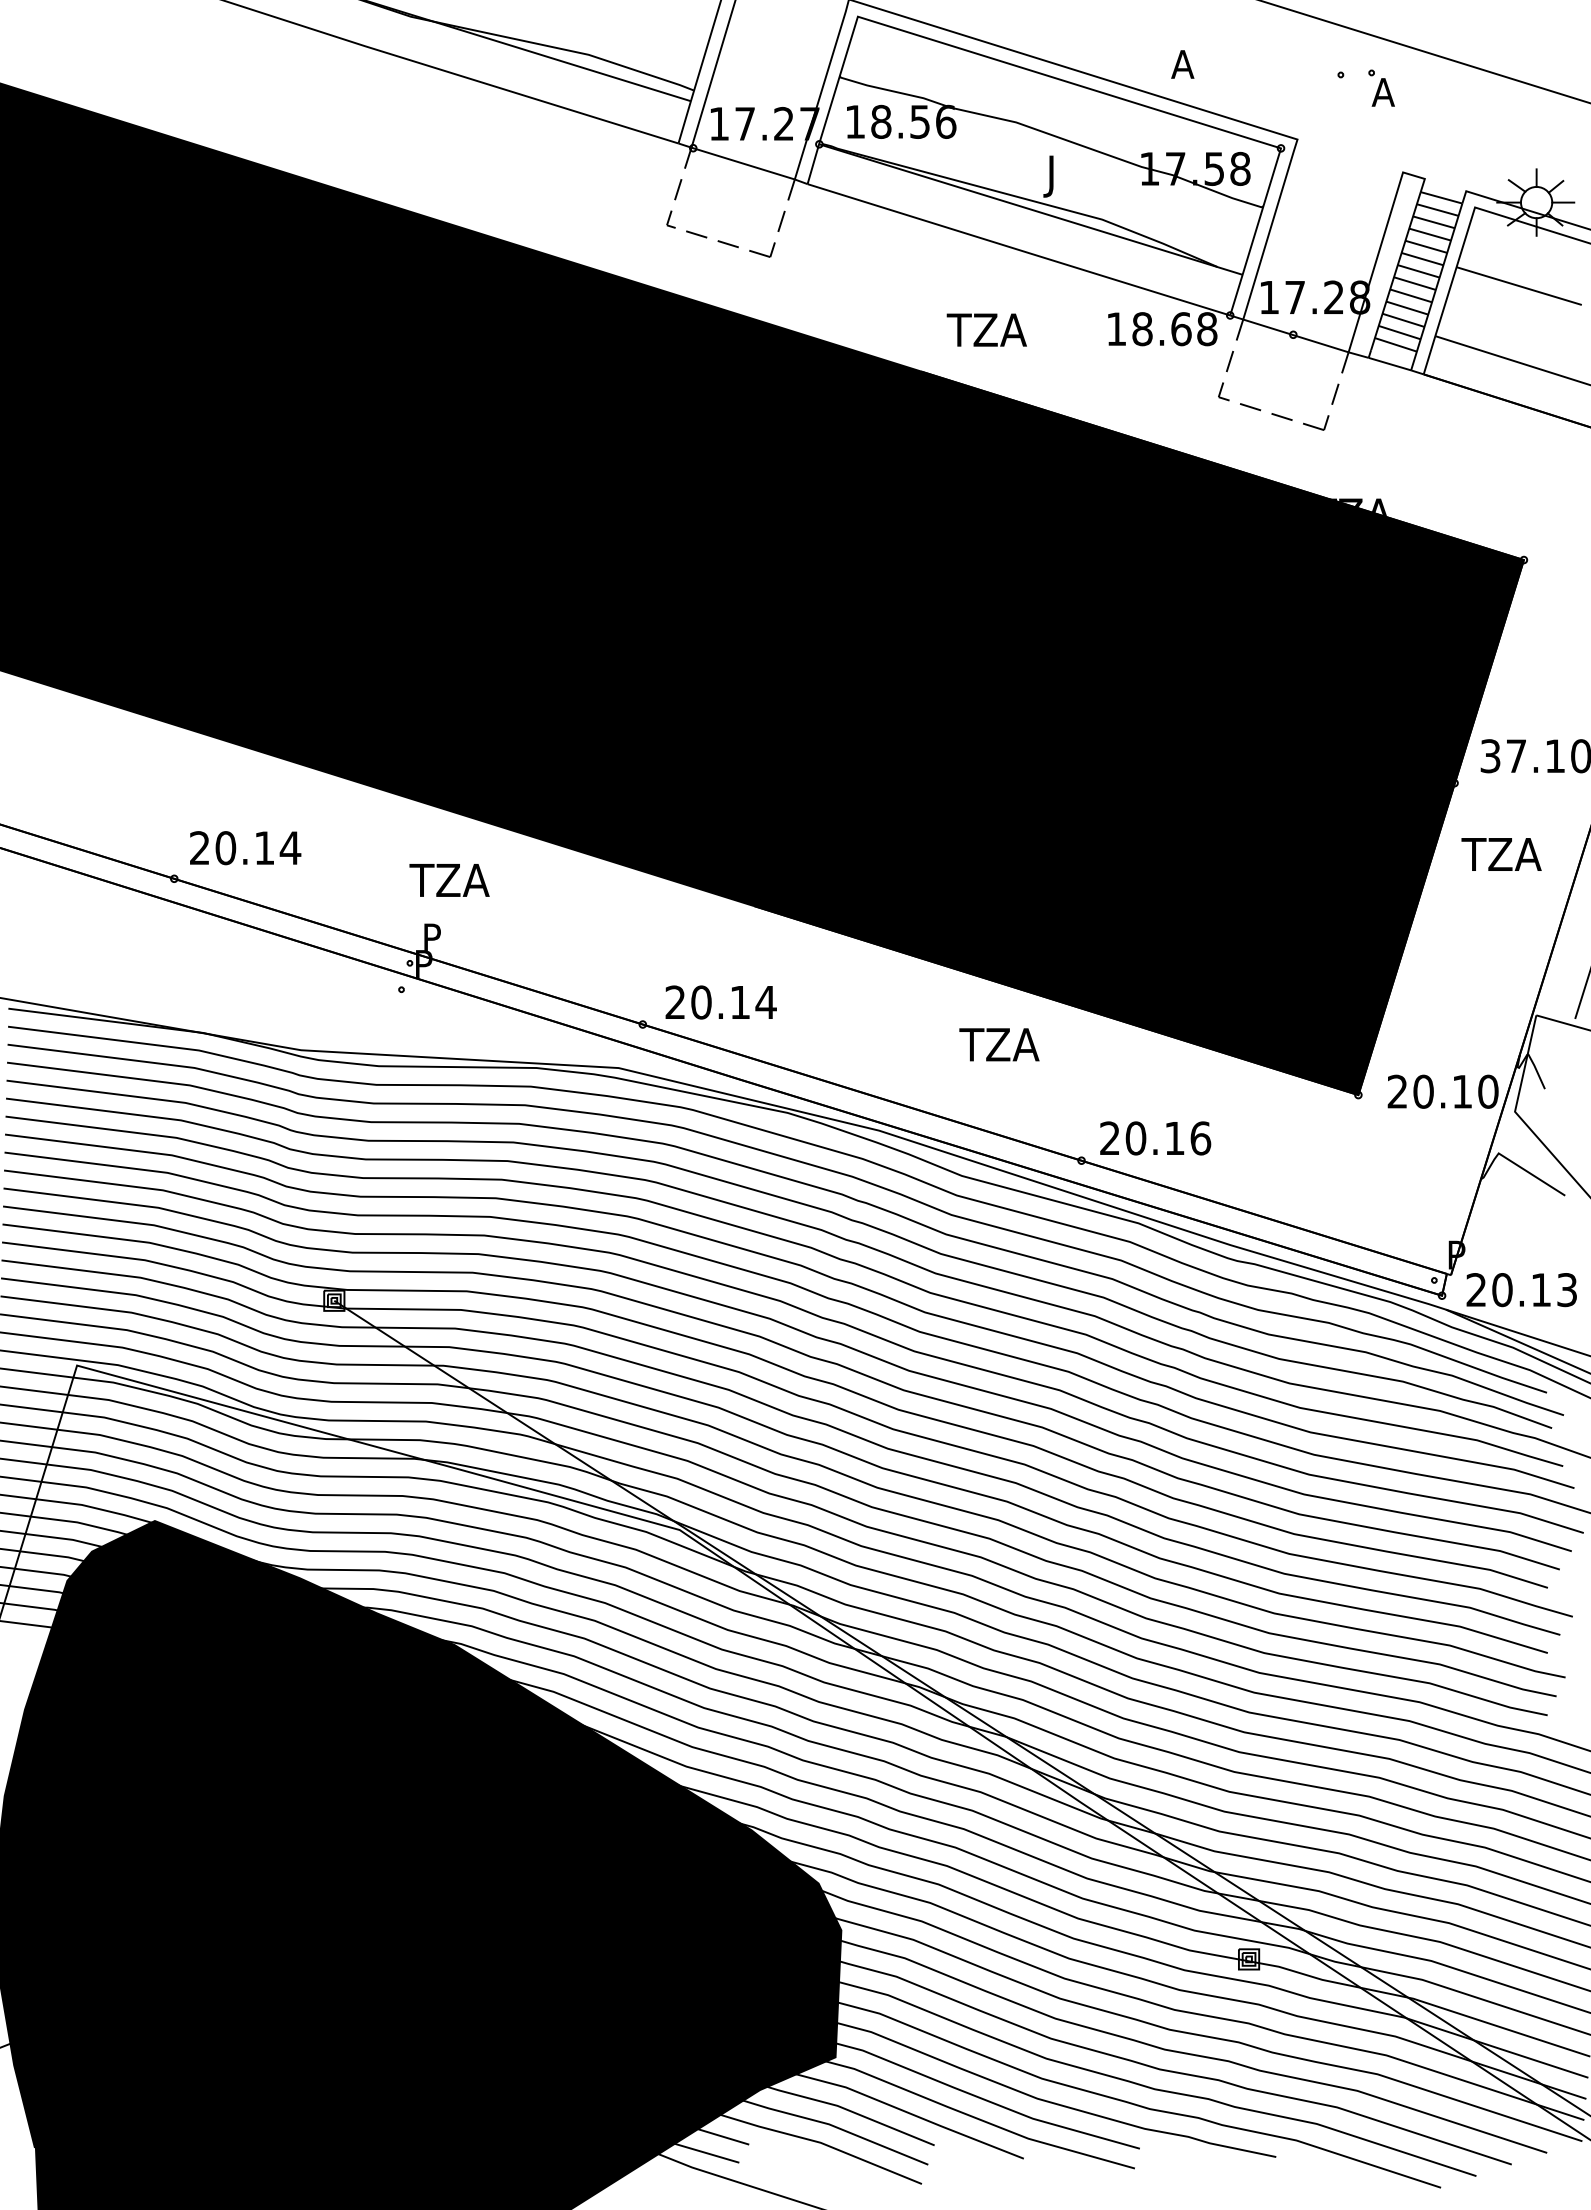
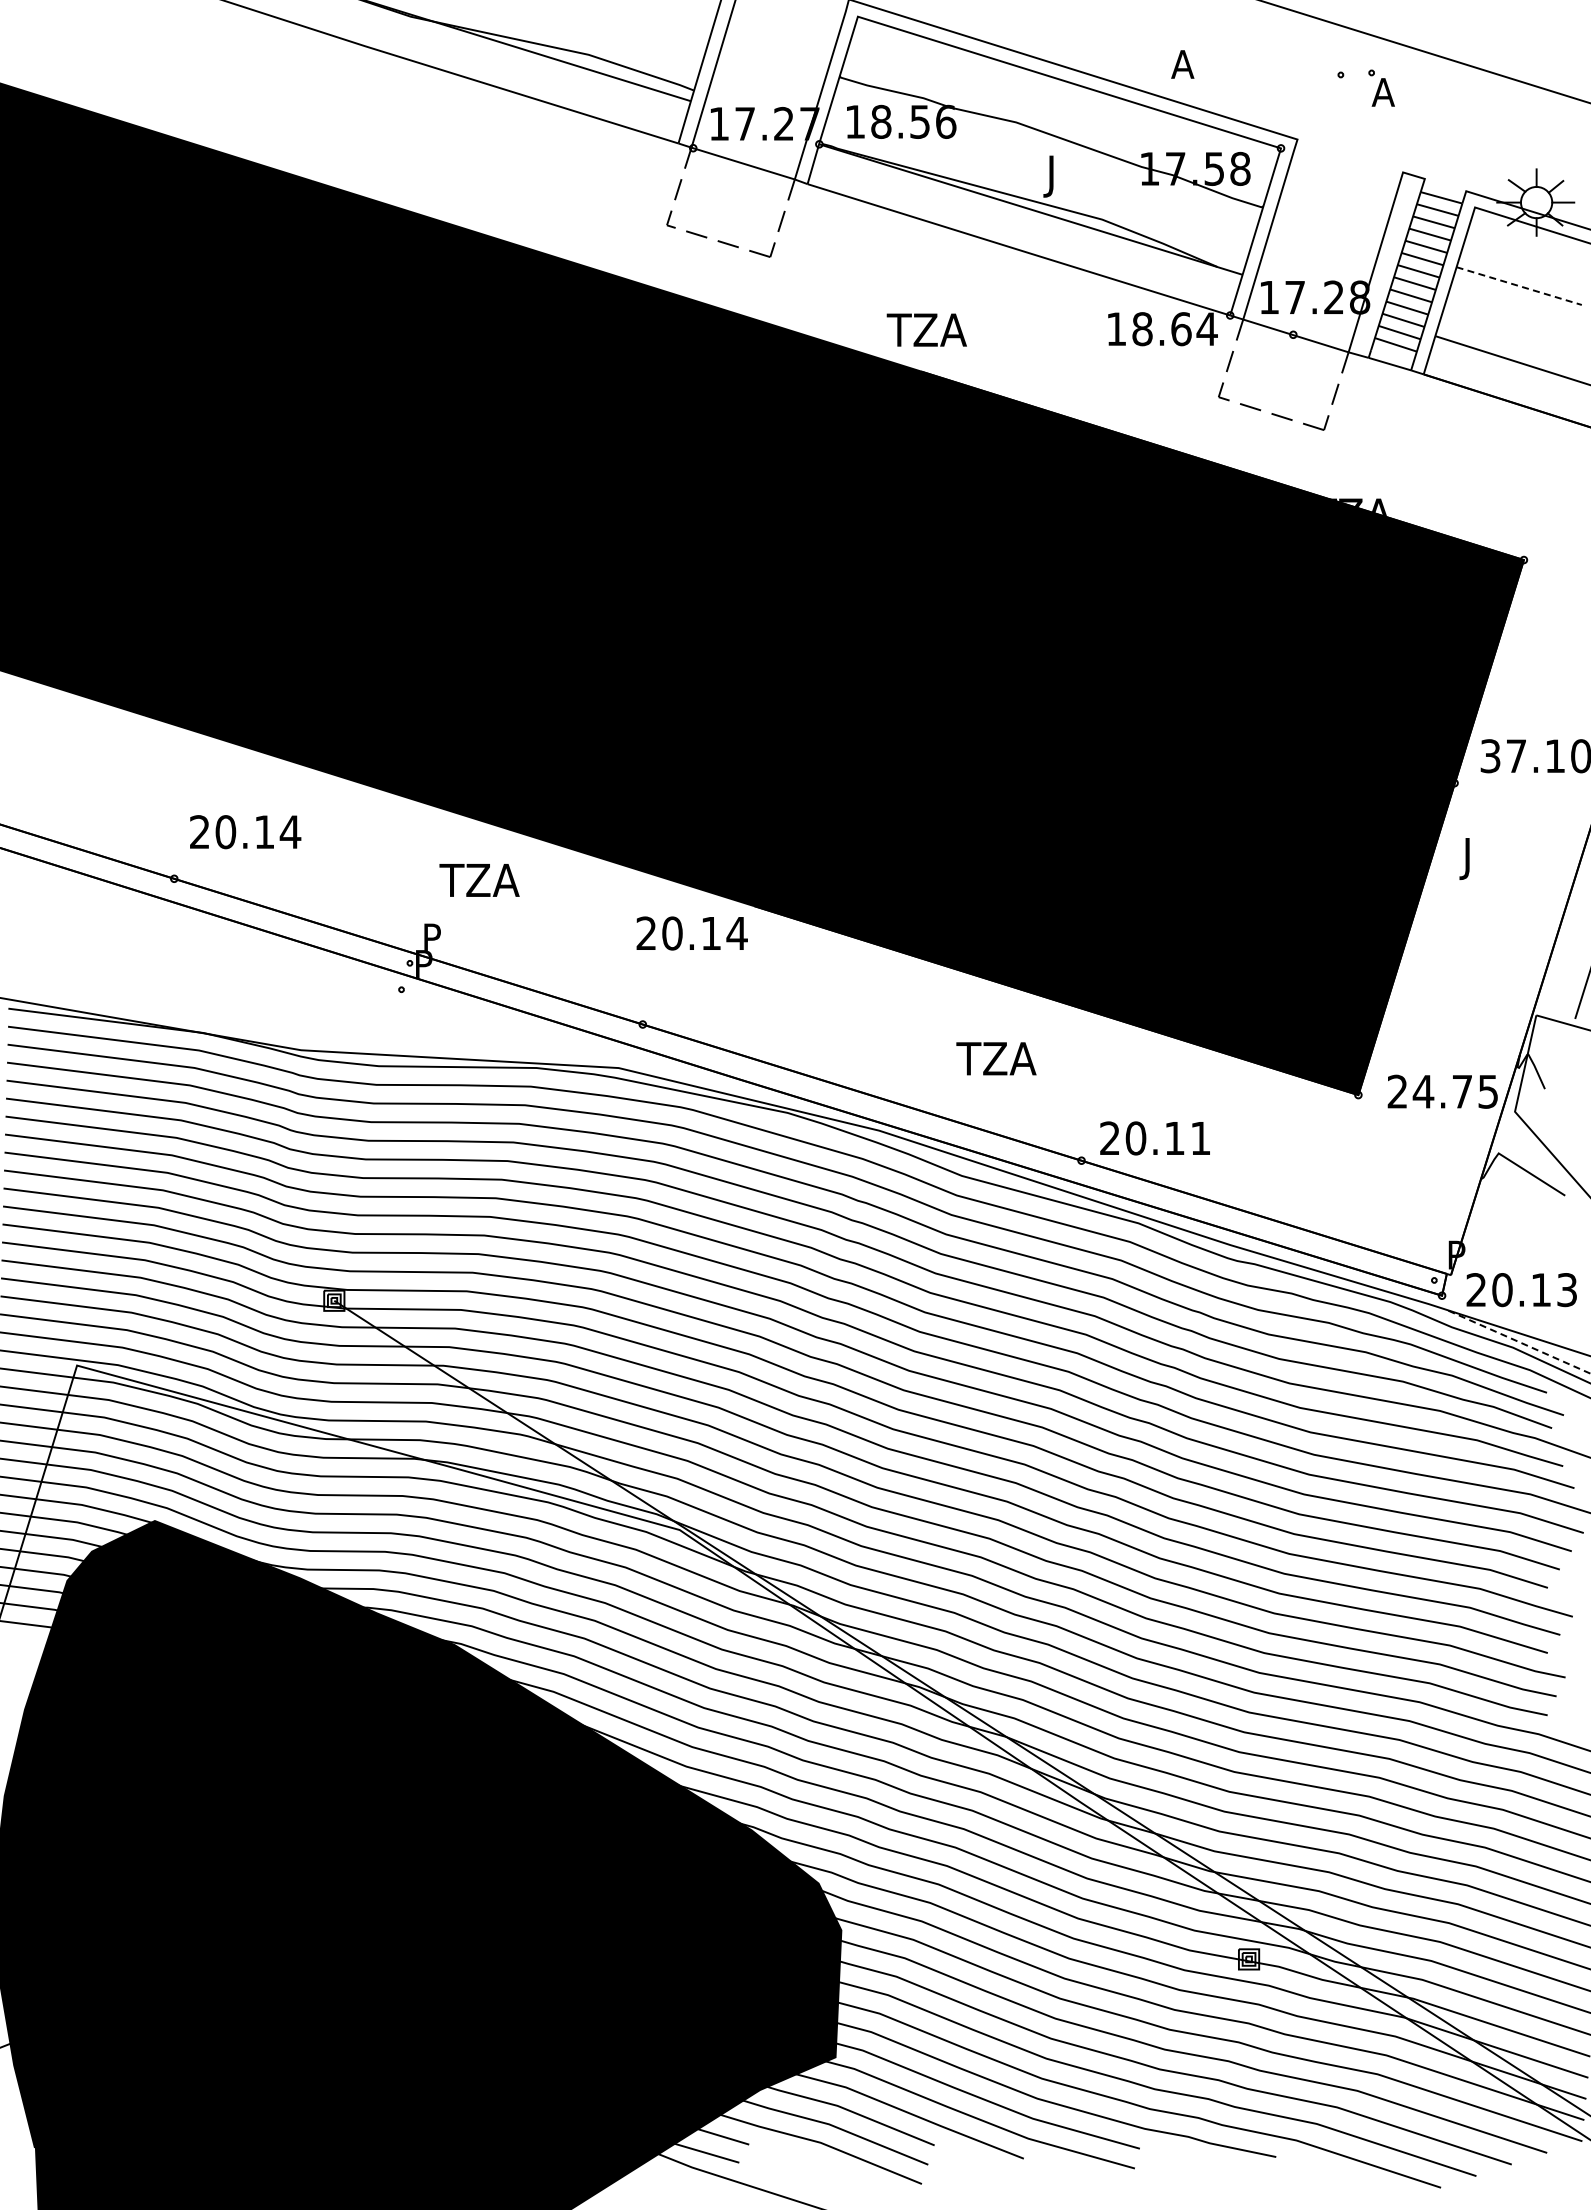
line: solid -> dashed (1519, 286)
text position: (986, 329) -> (926, 329) (926, 329)
text: 18.68 -> 18.64 (1206, 329)
text position: (245, 848) -> (245, 832) (245, 832)
text: TZA -> J (1500, 859)
text position: (449, 880) -> (479, 880) (479, 880)
text position: (720, 1002) -> (691, 933) (691, 933)
text position: (999, 1044) -> (996, 1058) (996, 1058)
text: 20.10 -> 24.75 (1455, 1091)
text: 20.16 -> 20.11 (1200, 1138)
line: solid -> dashed (1518, 1341)
